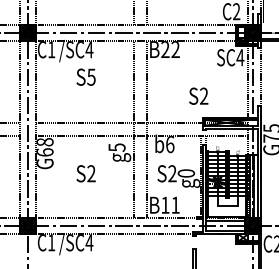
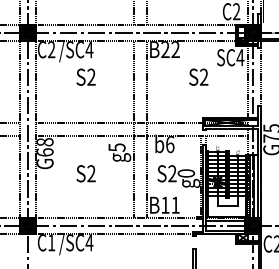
text: C1 -> C2 (51, 49)
text: S5 -> S2 (91, 76)
text position: (198, 95) -> (198, 76) (198, 76)
